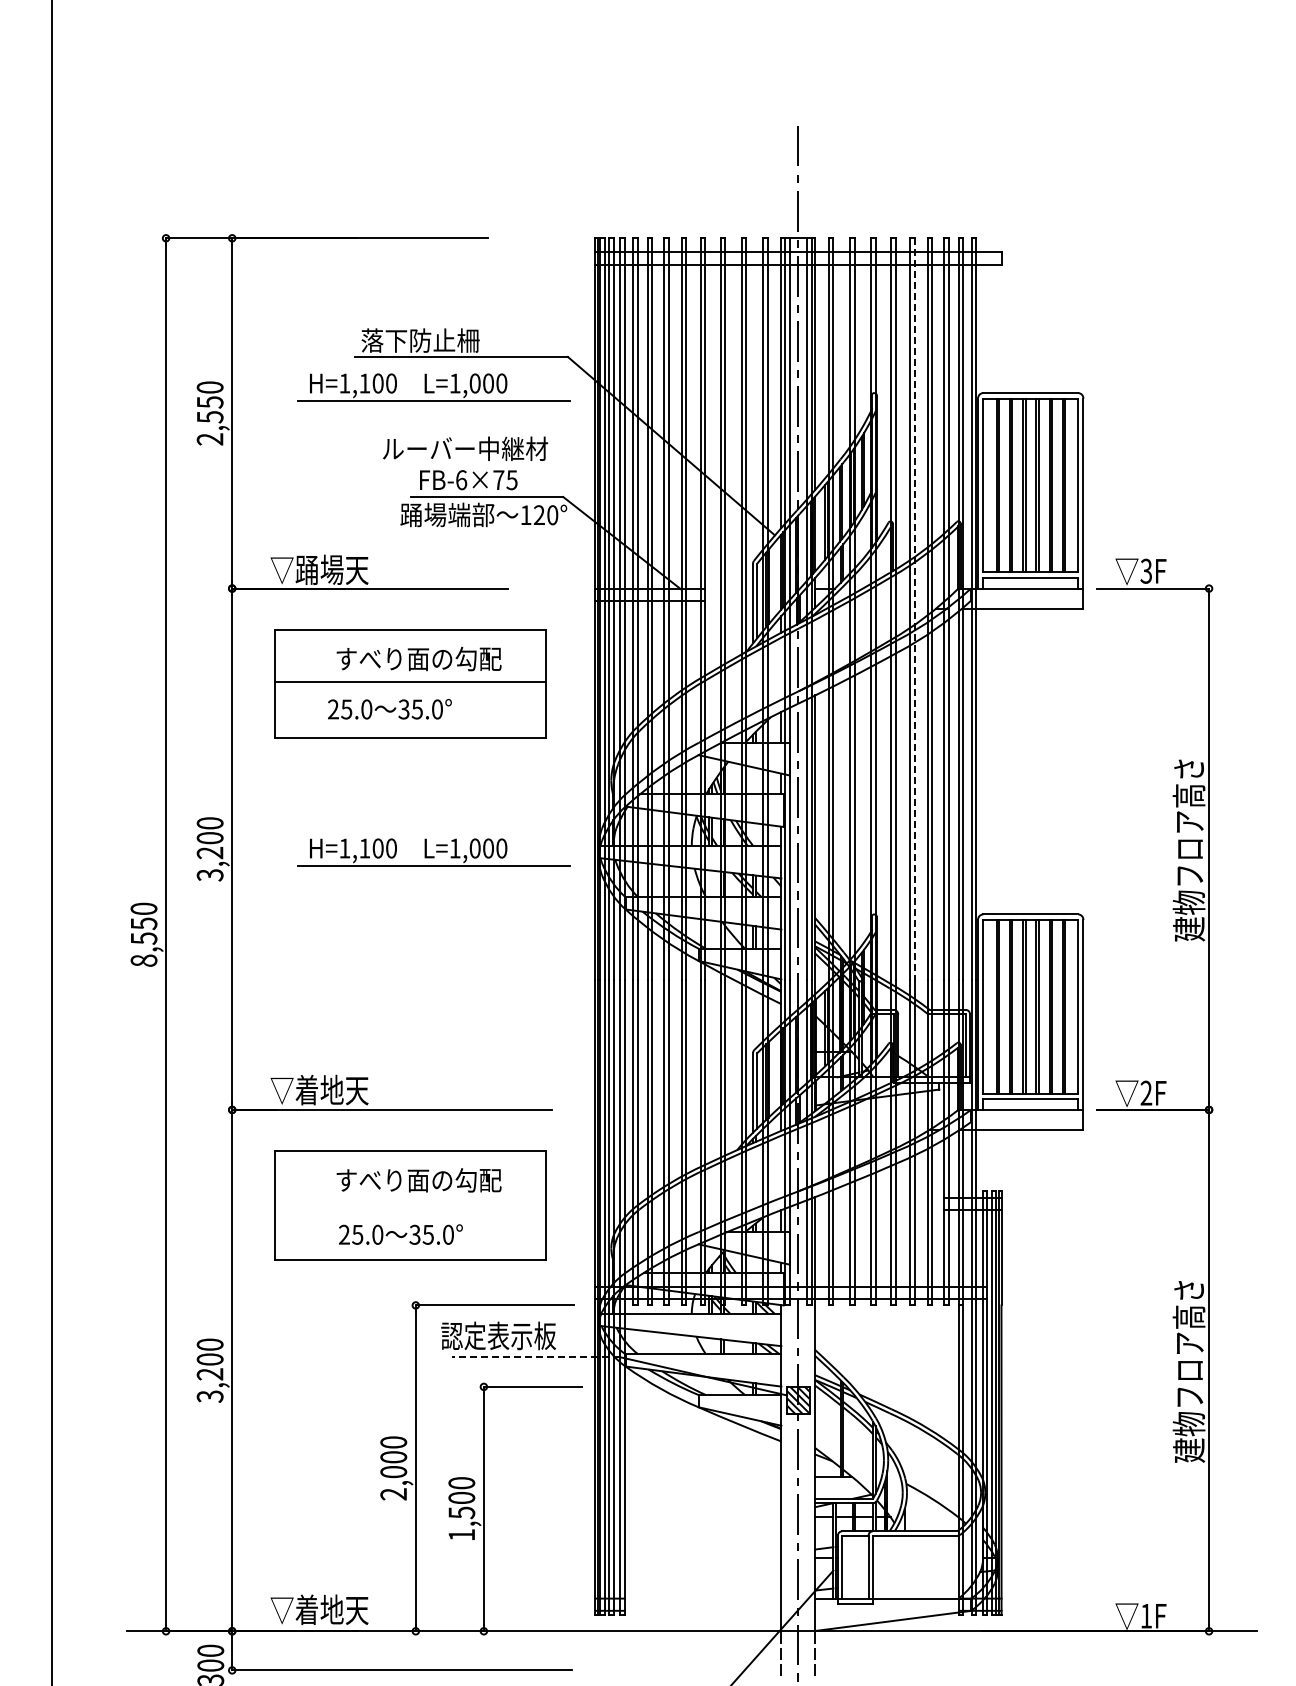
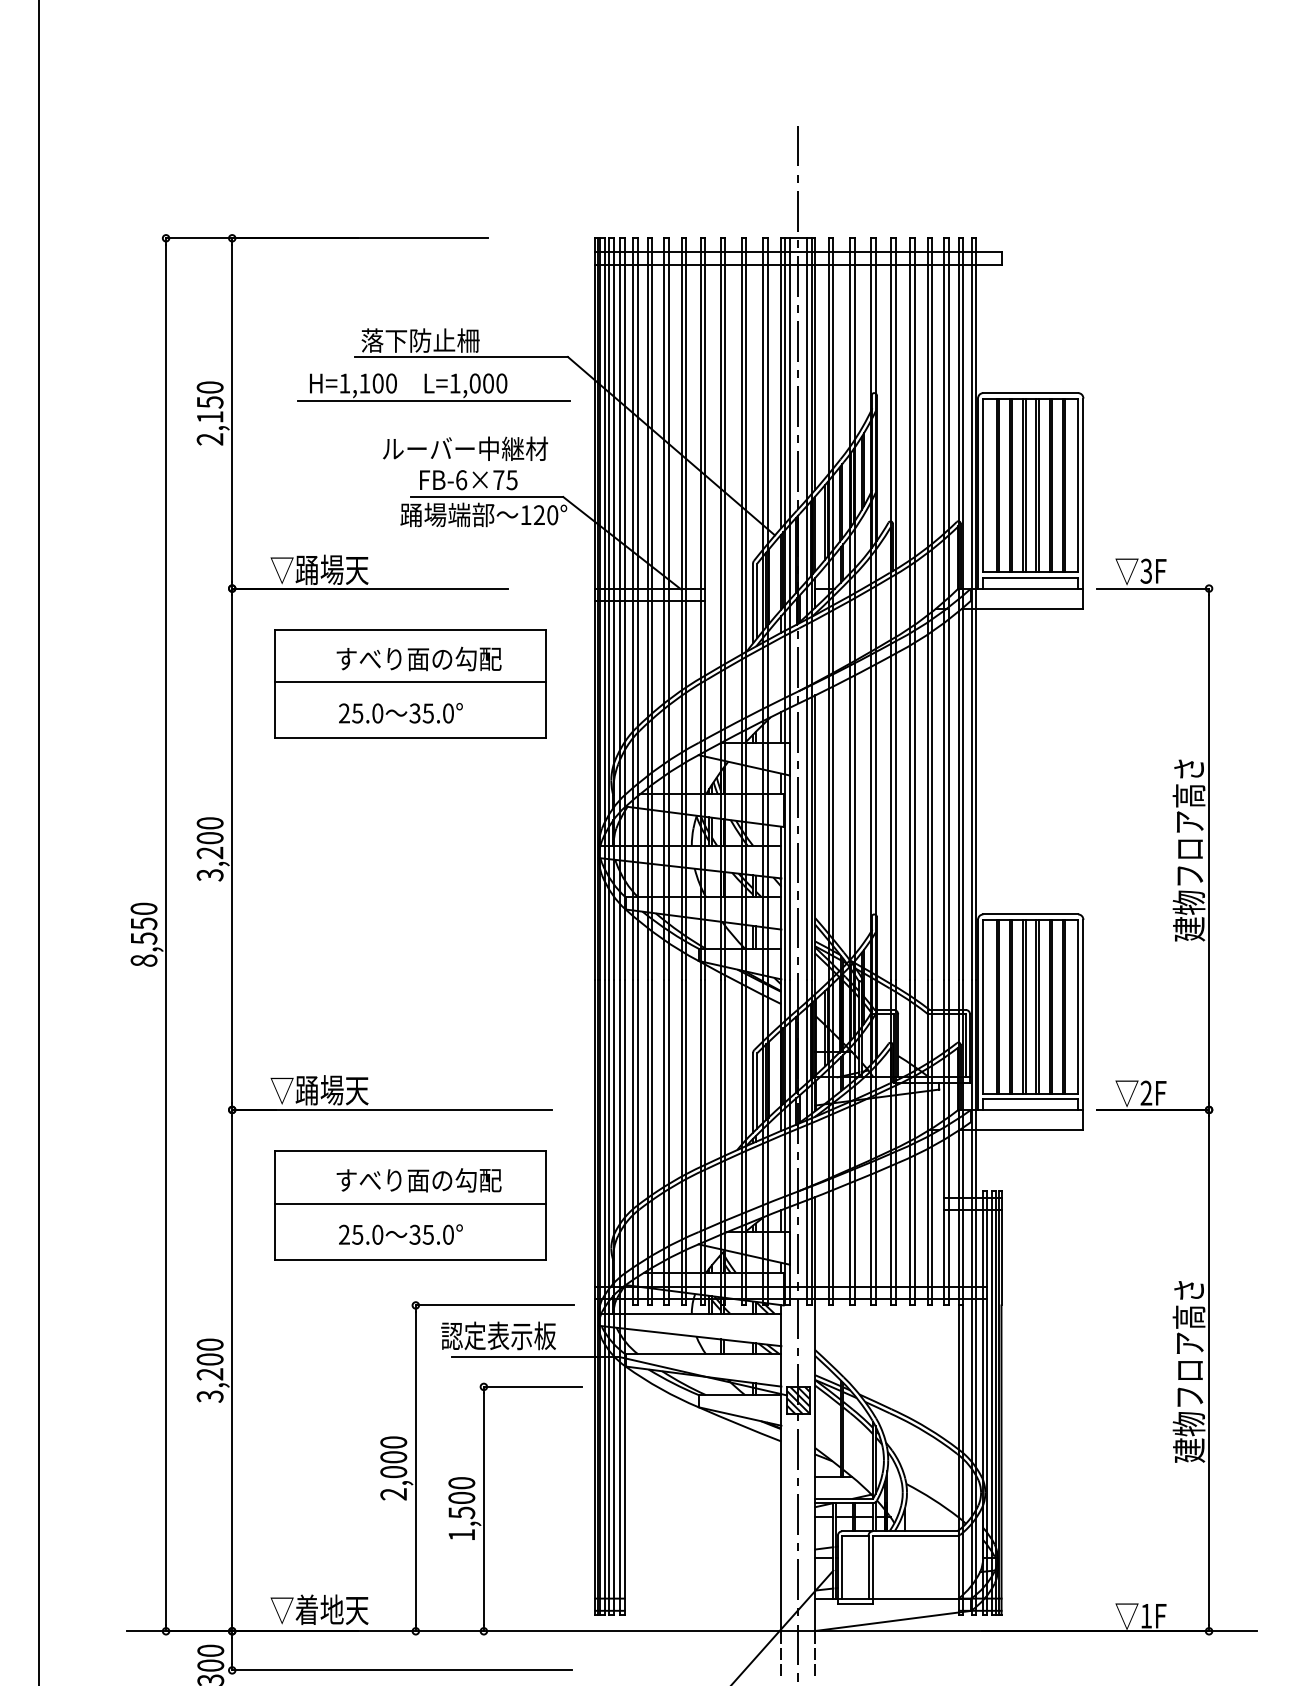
text: 2,550 -> 2,150 (210, 417)
line: dashed -> solid (914, 608)
text position: (389, 709) -> (400, 713) (400, 713)
line position: (51, 842) -> (38, 842) (38, 842)
part: present -> none (433, 852)
text: ▽着地天 -> ▽踊場天 (319, 1089)
line: none -> present (409, 1203)
line: dashed -> solid (536, 1357)
